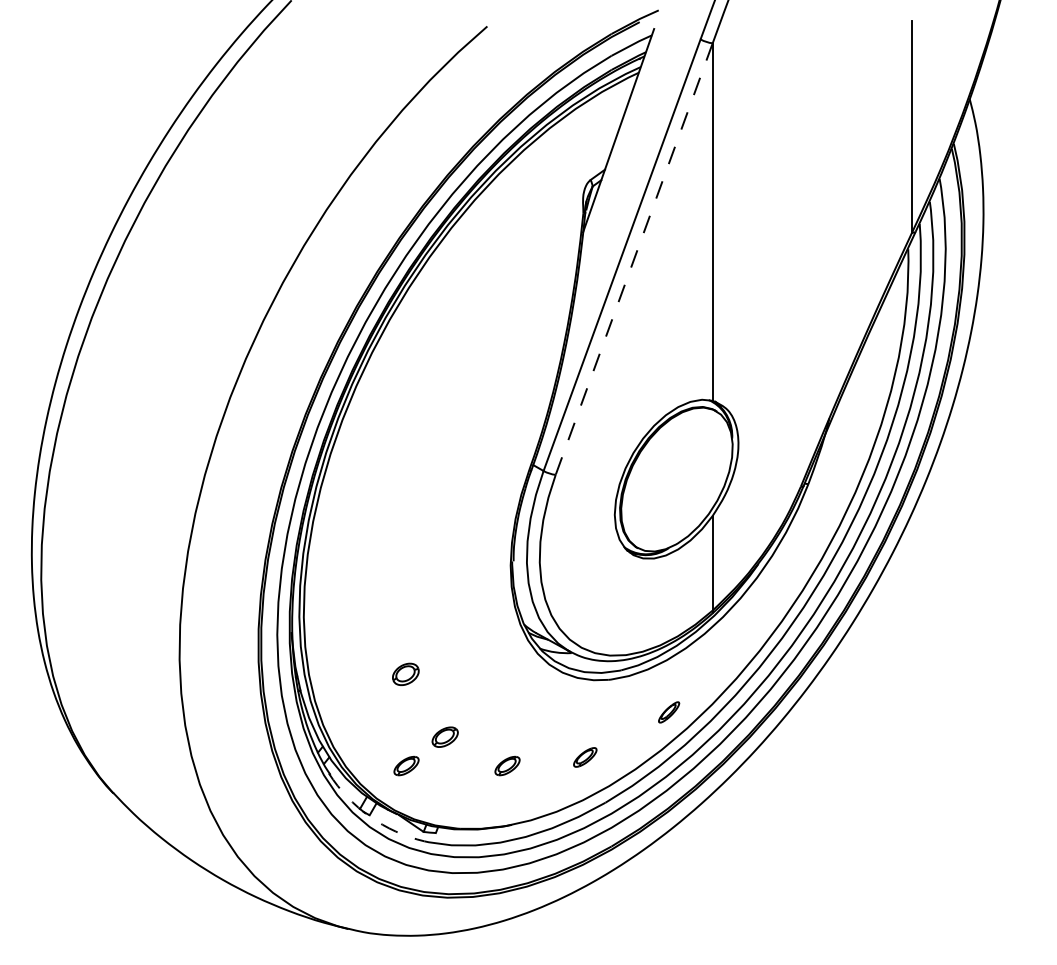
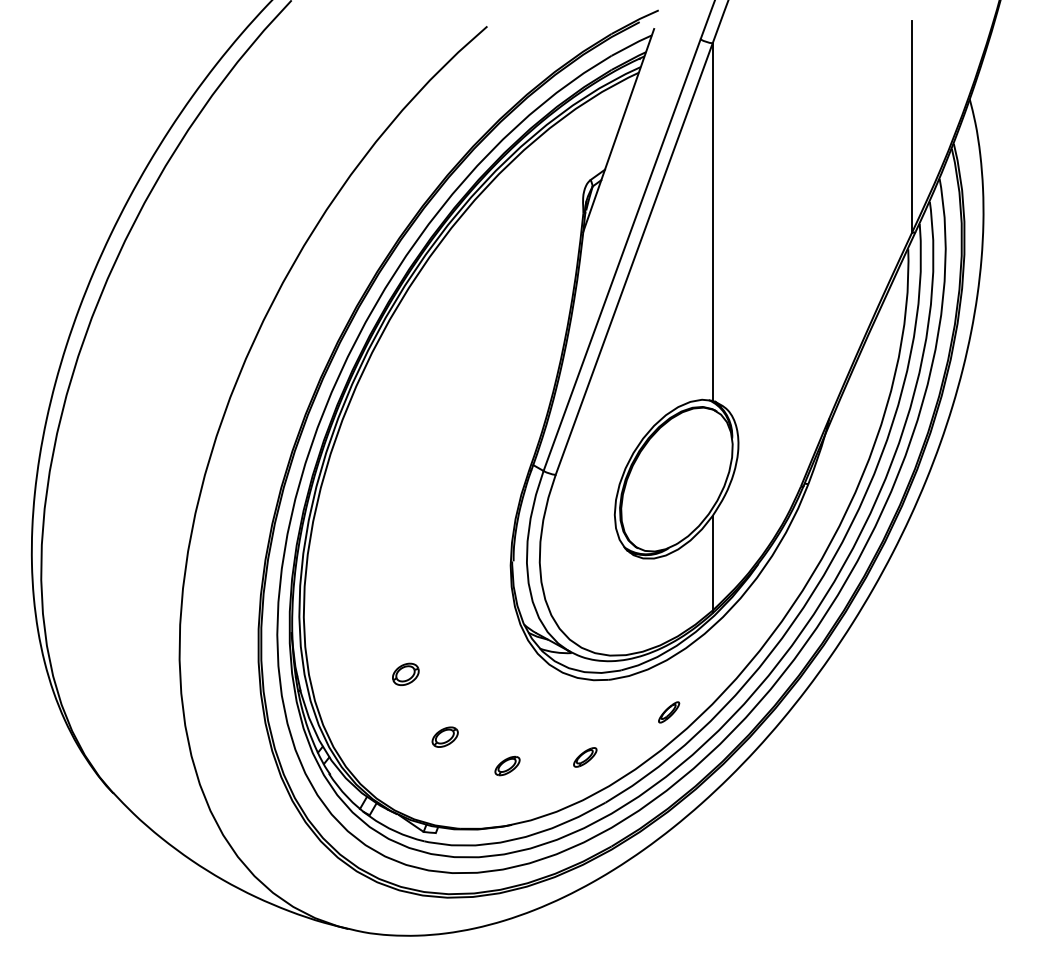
line: dashed -> solid (634, 259)
part: present -> none (406, 765)
arc: dashed -> solid (370, 816)
